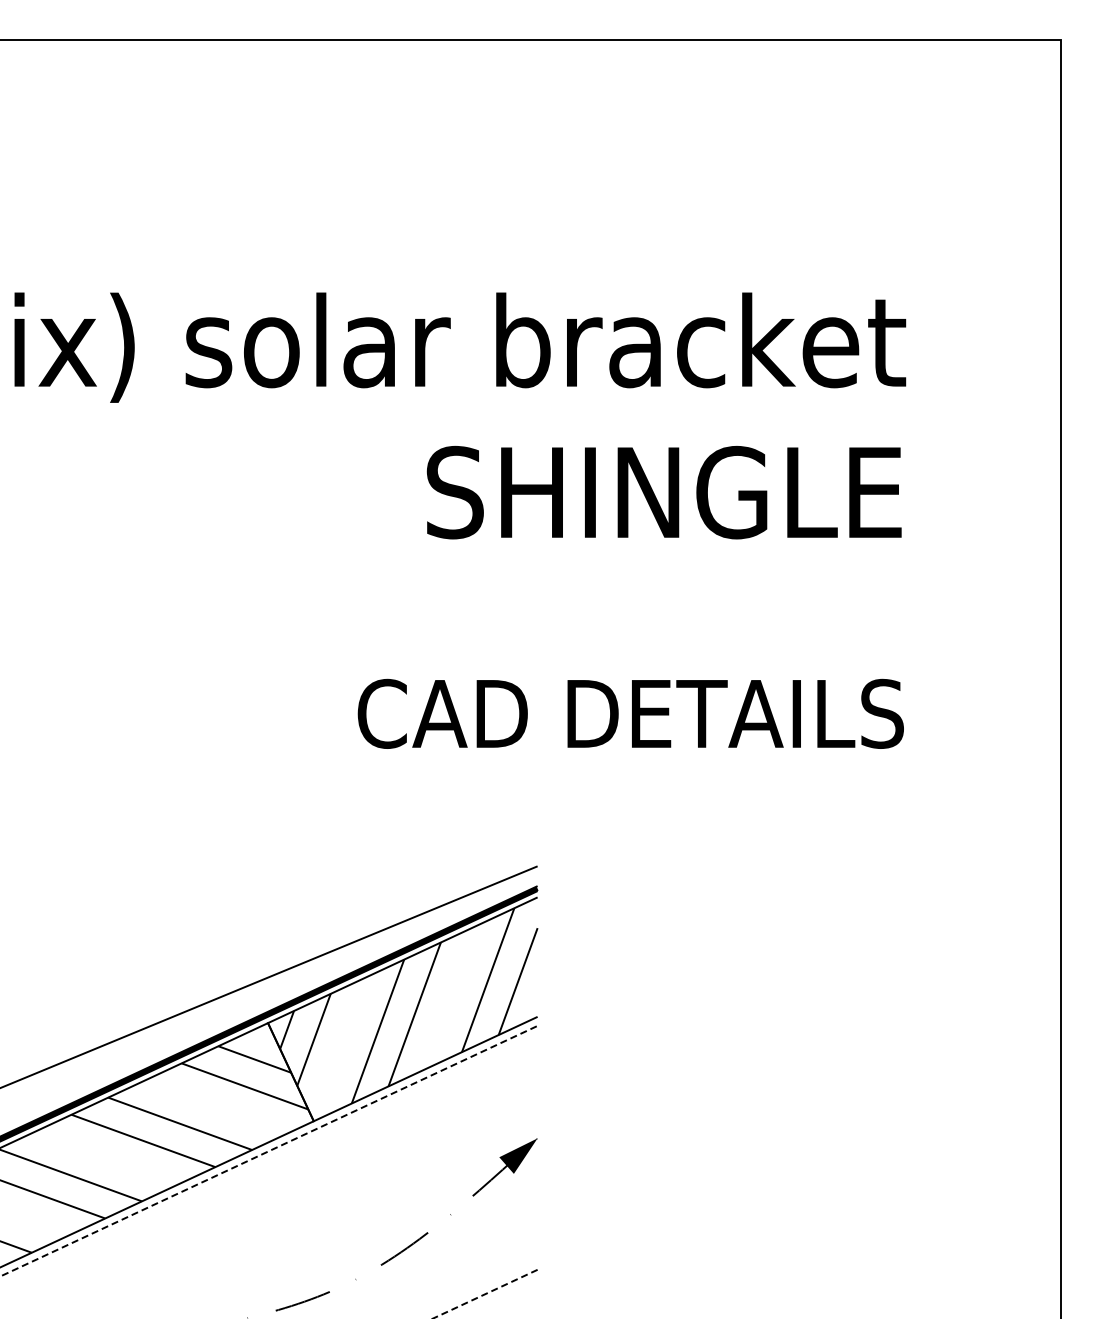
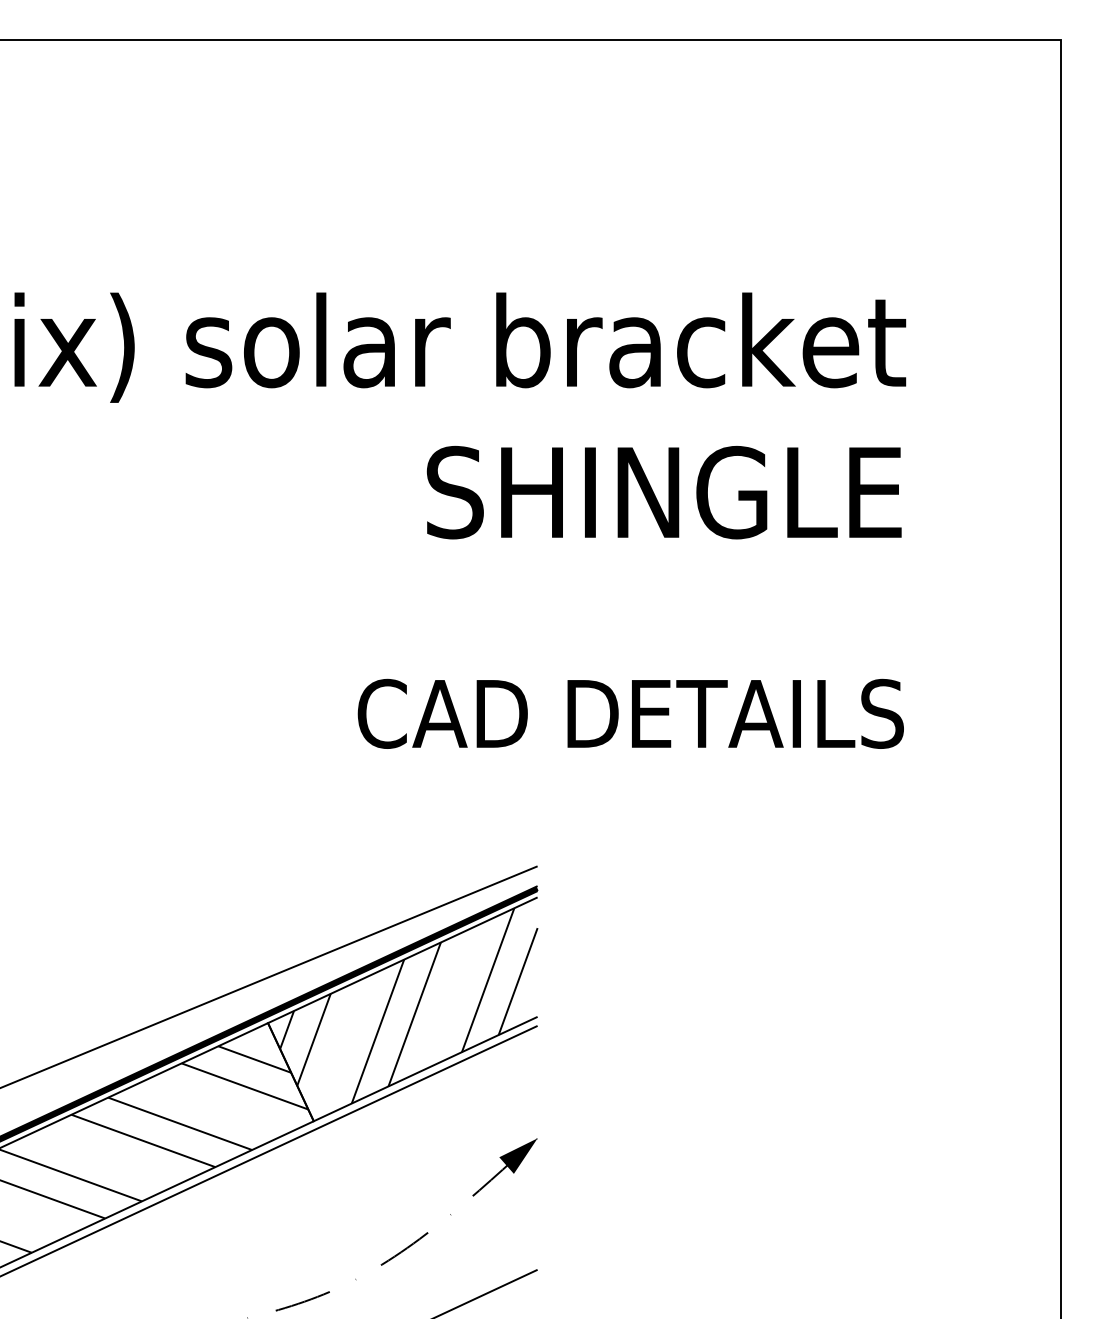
line: dashed -> solid (269, 1151)
line: dashed -> solid (485, 1294)
